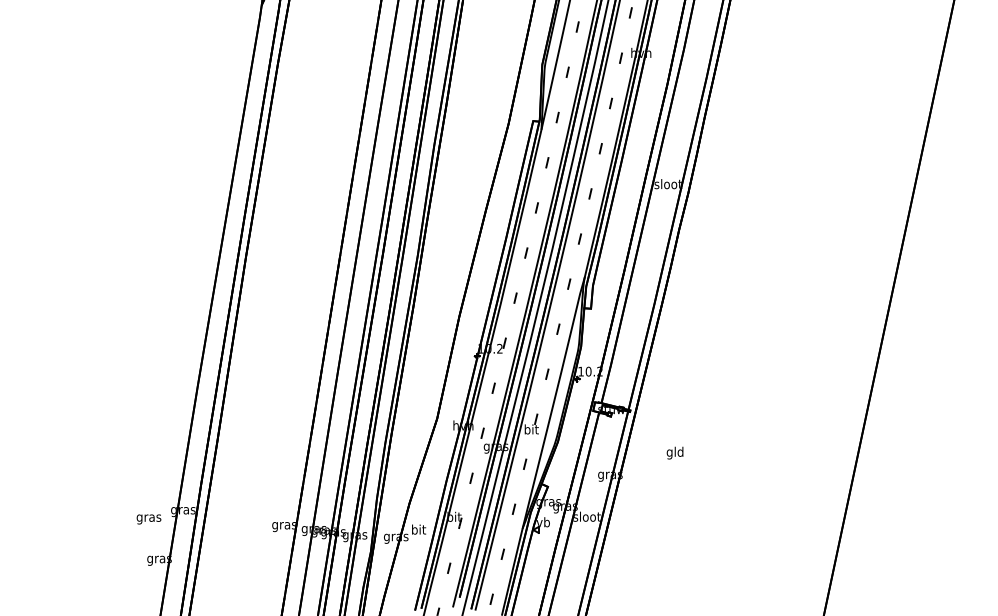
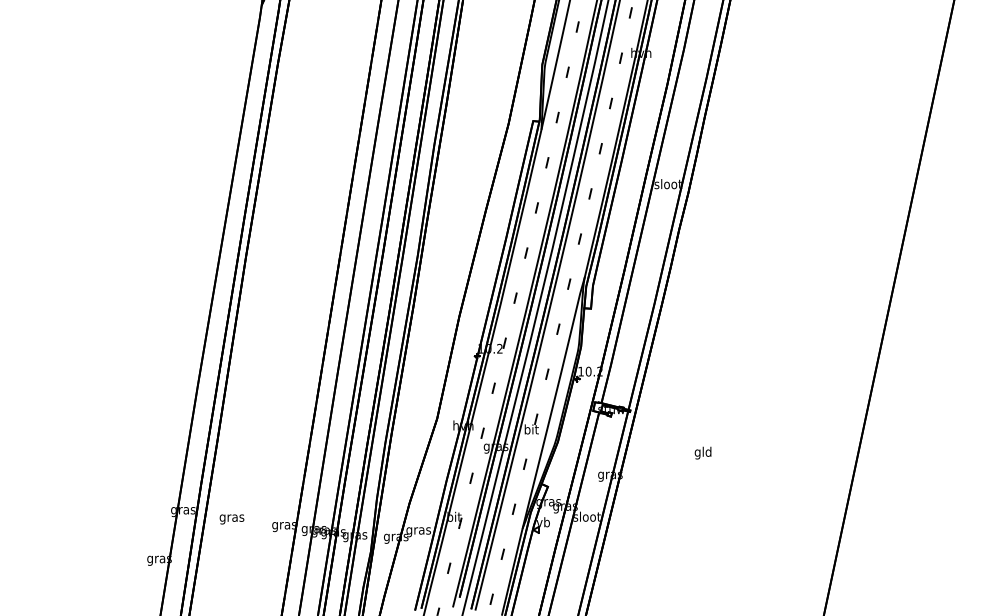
text position: (674, 452) -> (702, 452) (702, 452)
text position: (148, 519) -> (231, 519) (231, 519)
text: bit -> gras (418, 530)
